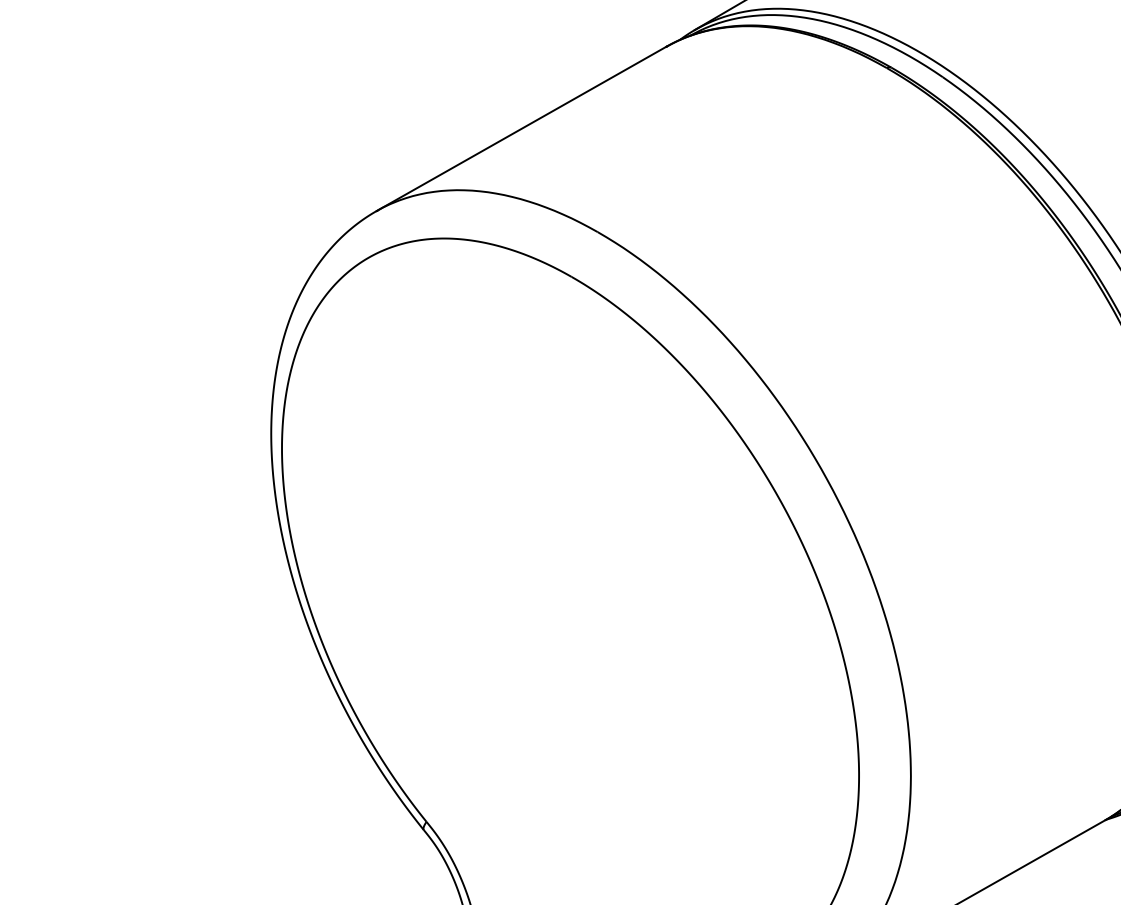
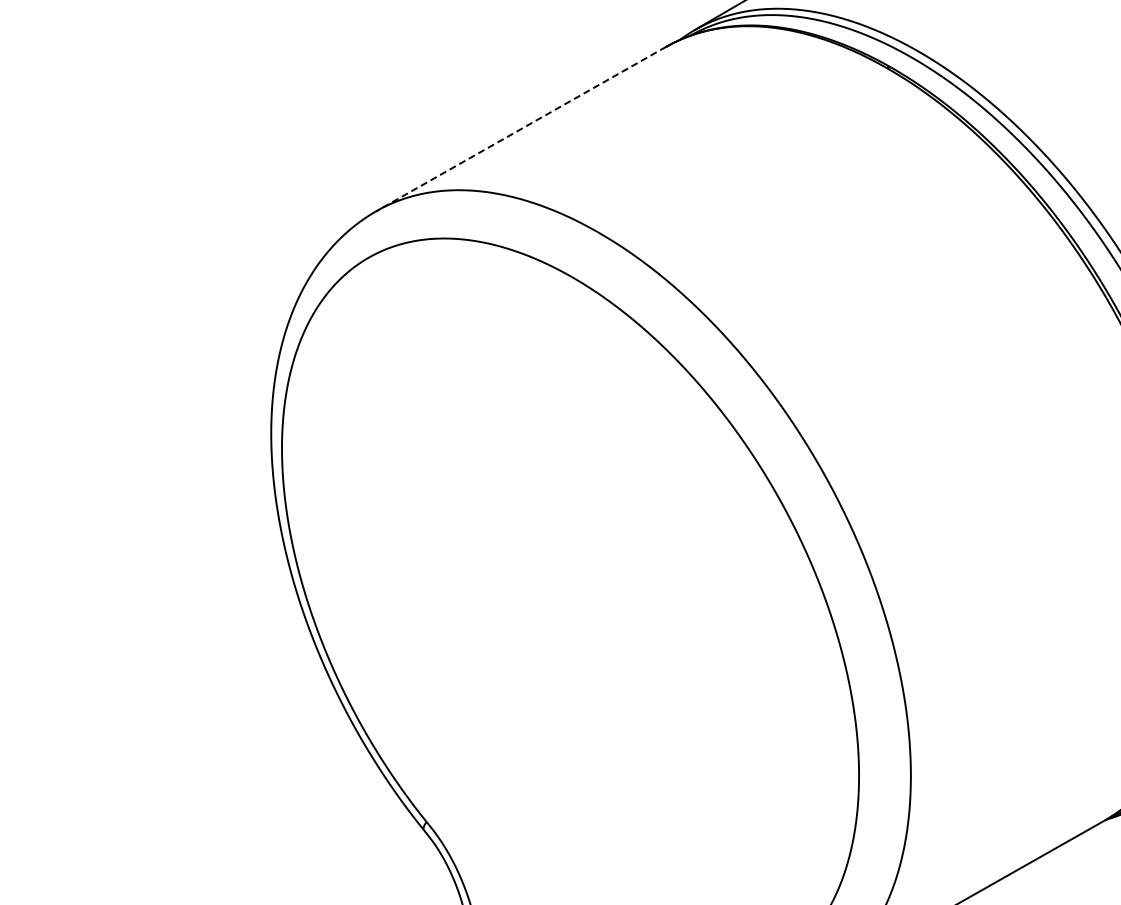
line: solid -> dashed (521, 129)
